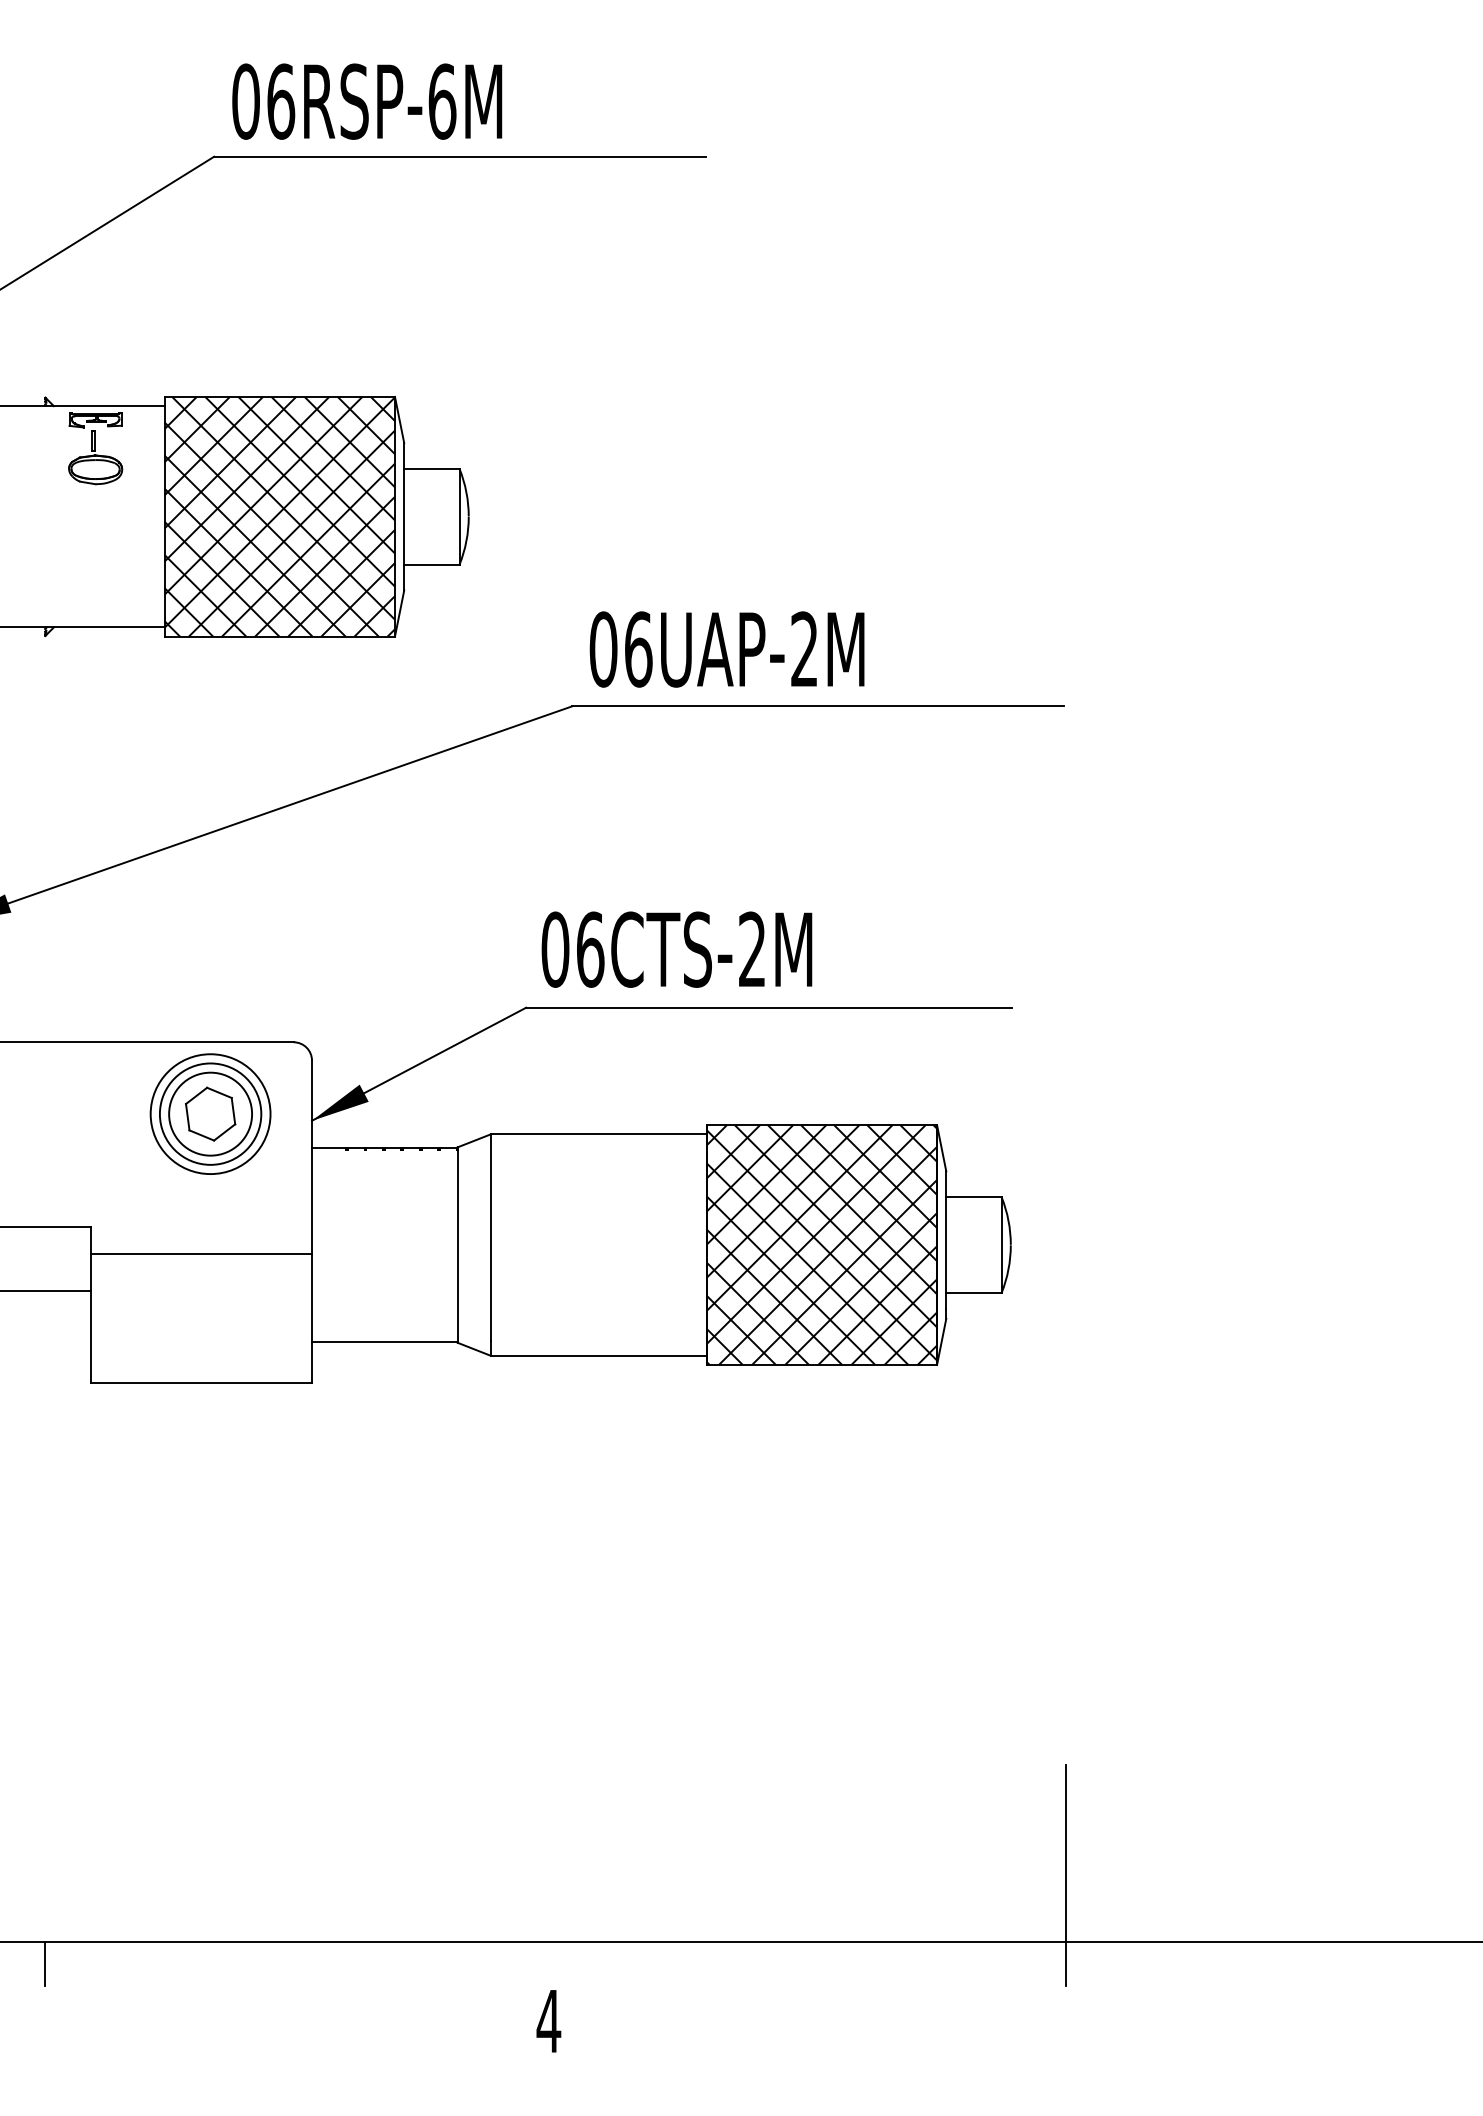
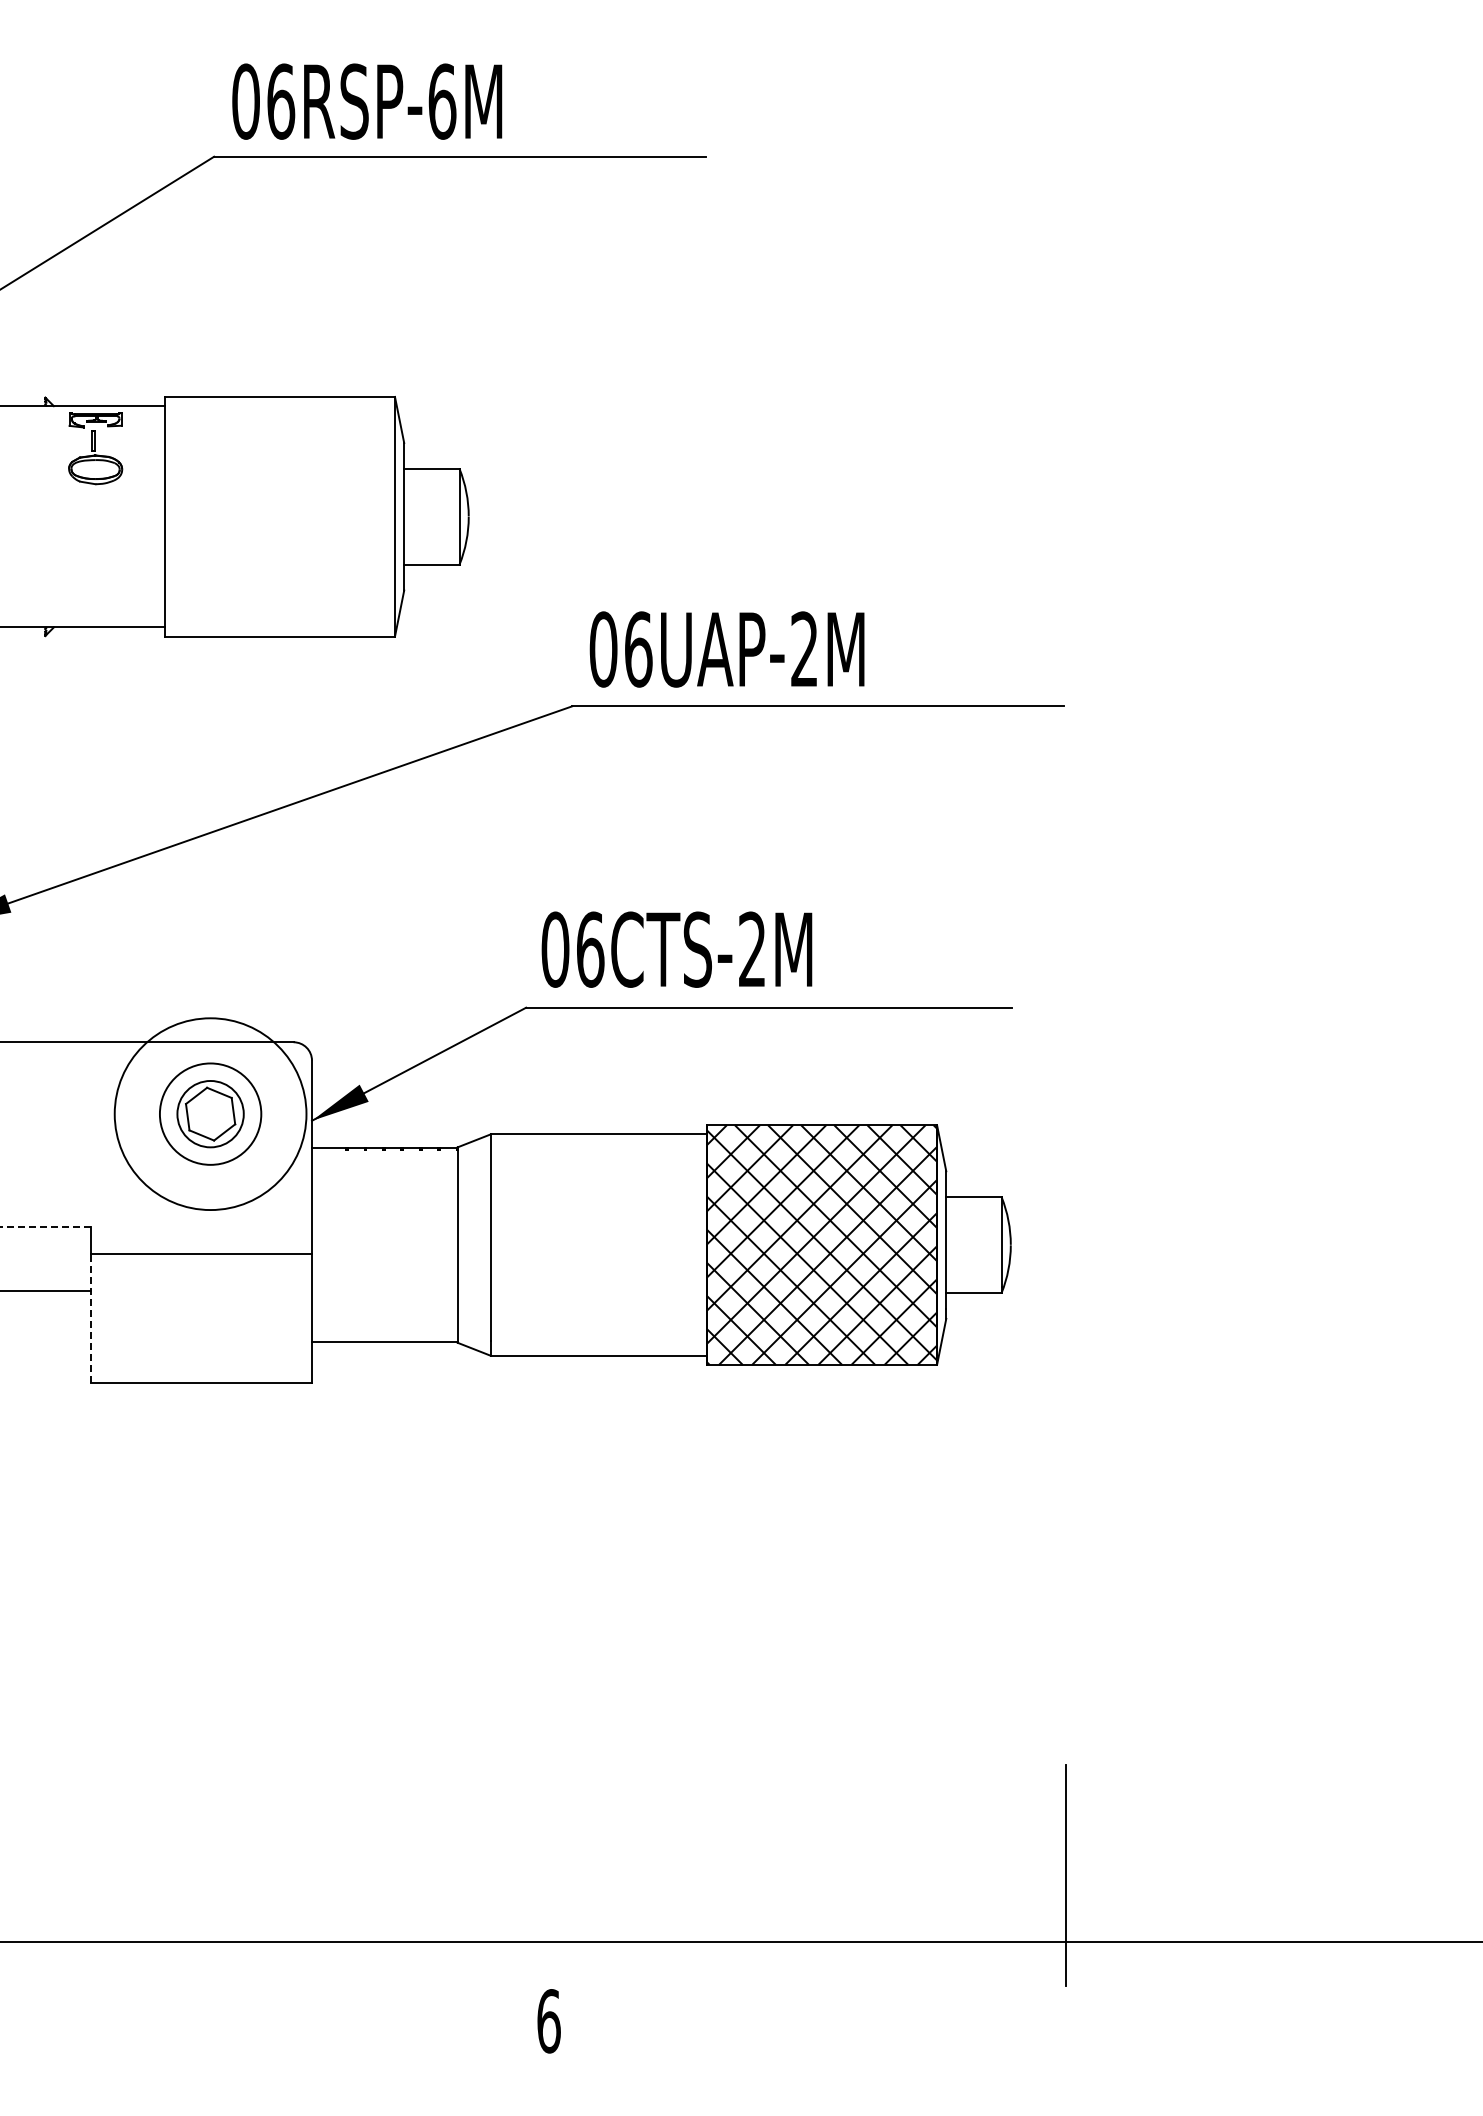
hatch: present -> none (279, 516)
circle diameter: 83 px -> 66 px (210, 1113)
circle diameter: 120 px -> 192 px (210, 1114)
line: solid -> dashed (45, 1226)
line: solid -> dashed (90, 1318)
line: present -> none (44, 1963)
text: 4 -> 6 (548, 2021)
